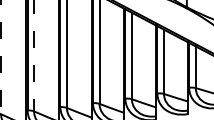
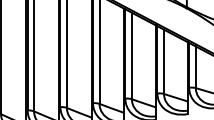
line: dashed -> solid (34, 55)
line: dashed -> solid (1, 57)
